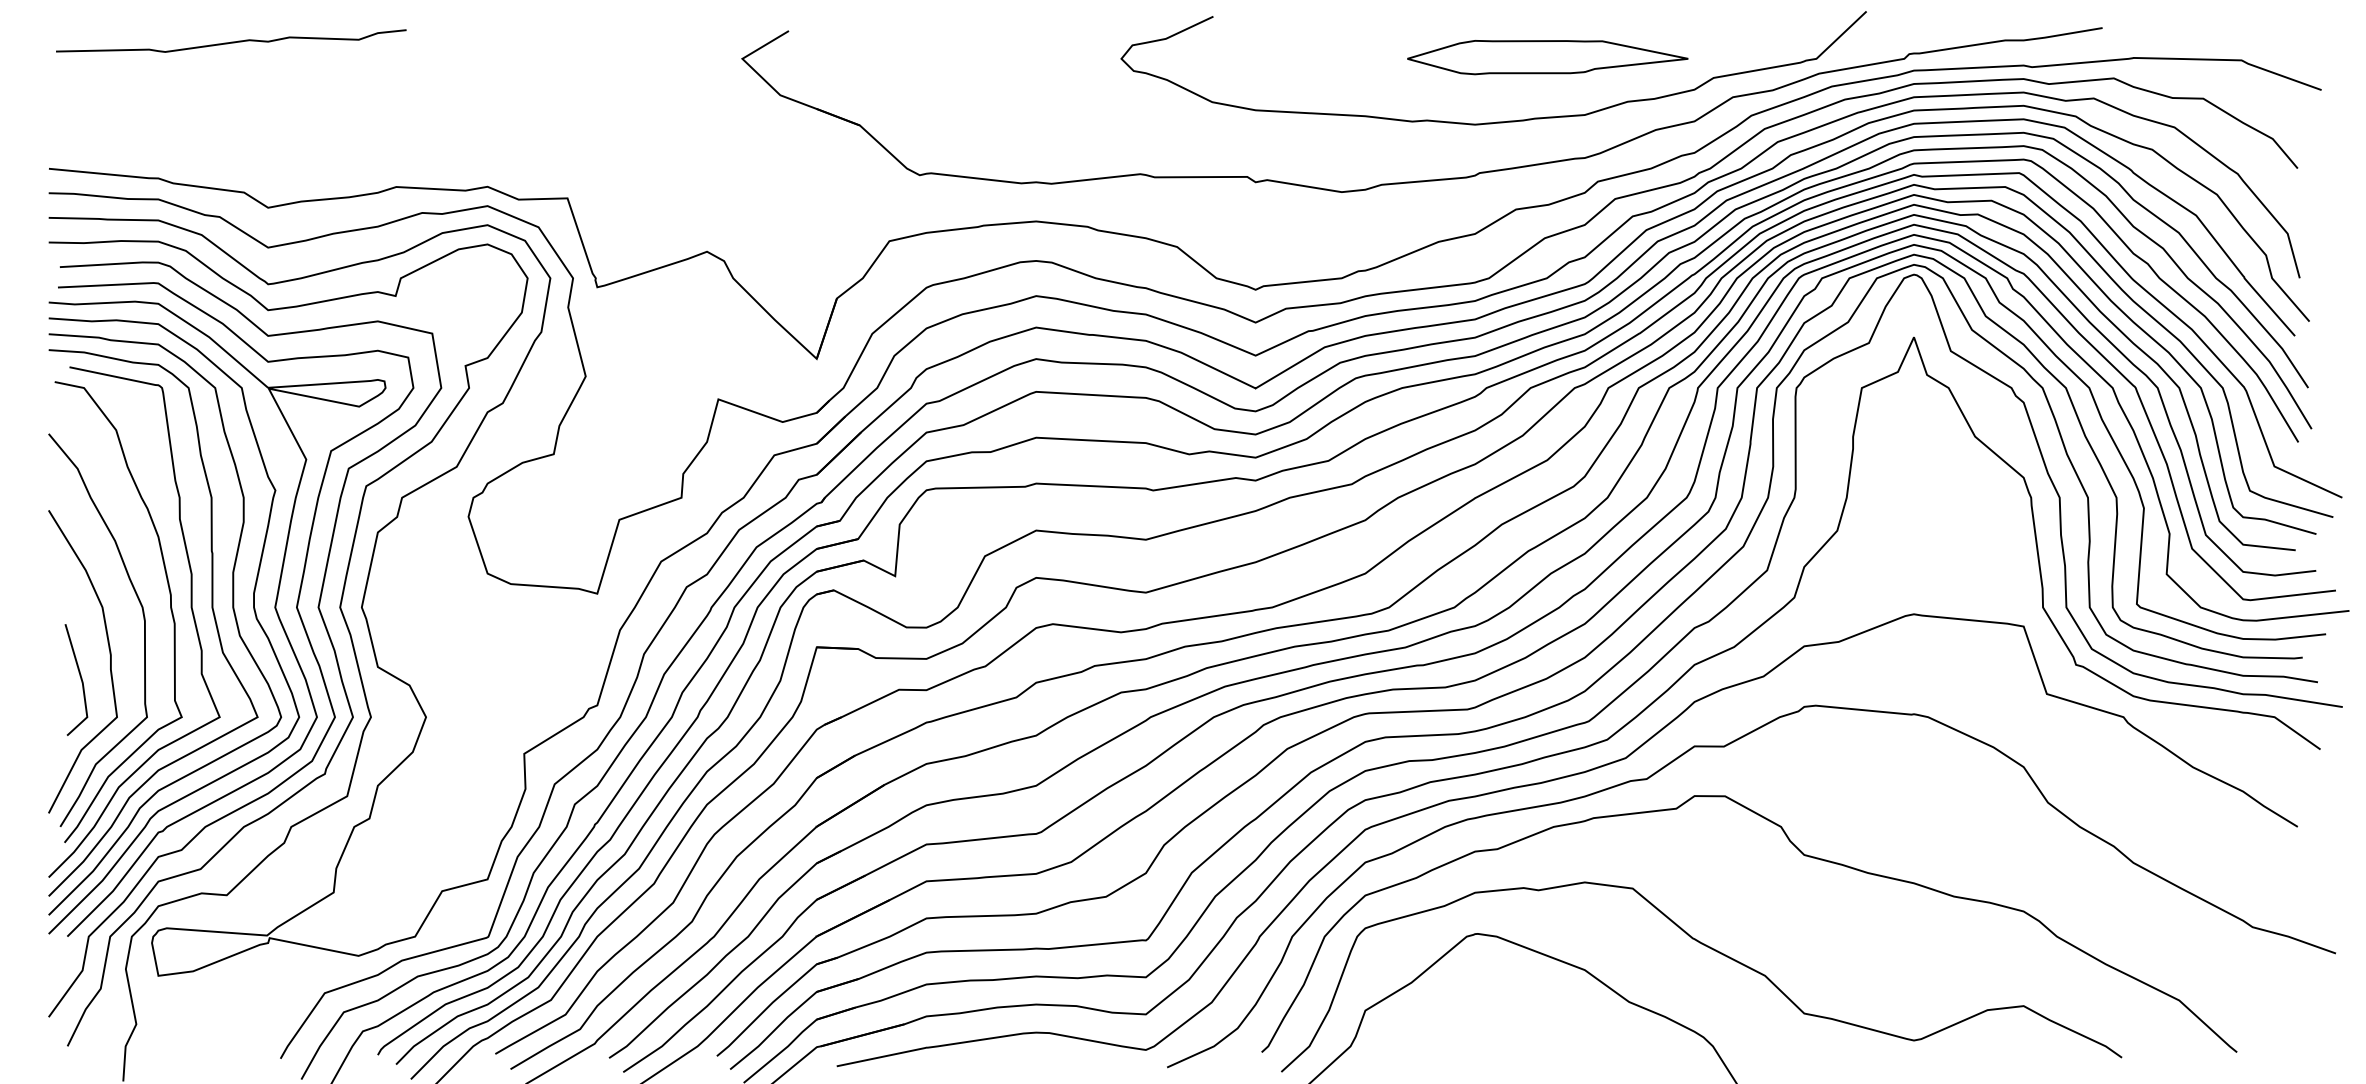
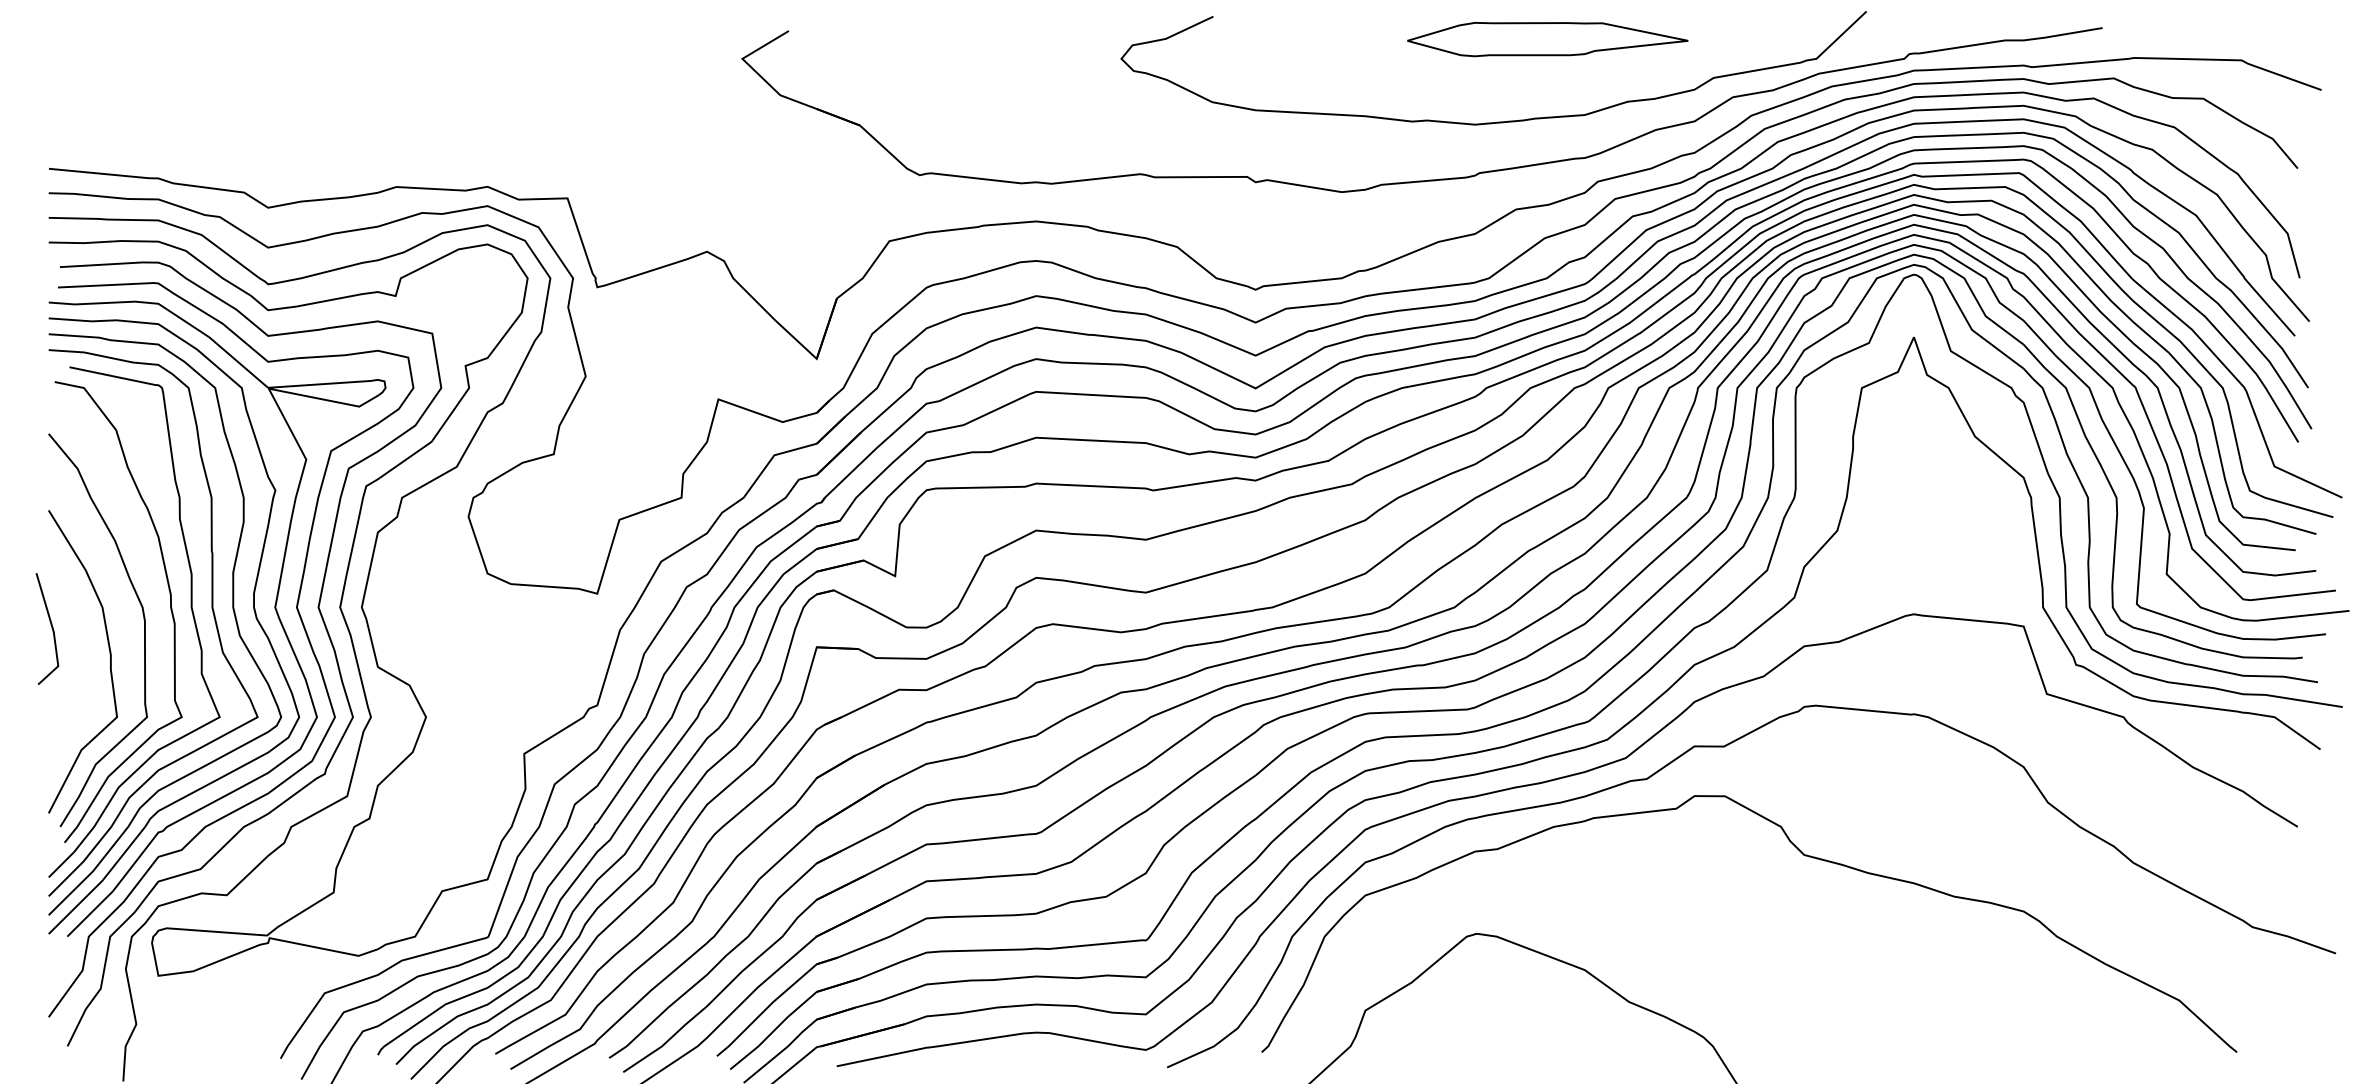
curve: present -> none (231, 41)
part position: (1547, 57) -> (1547, 39) (1547, 39)
line position: (80, 679) -> (51, 628) (51, 628)
curve: present -> none (1713, 950)
